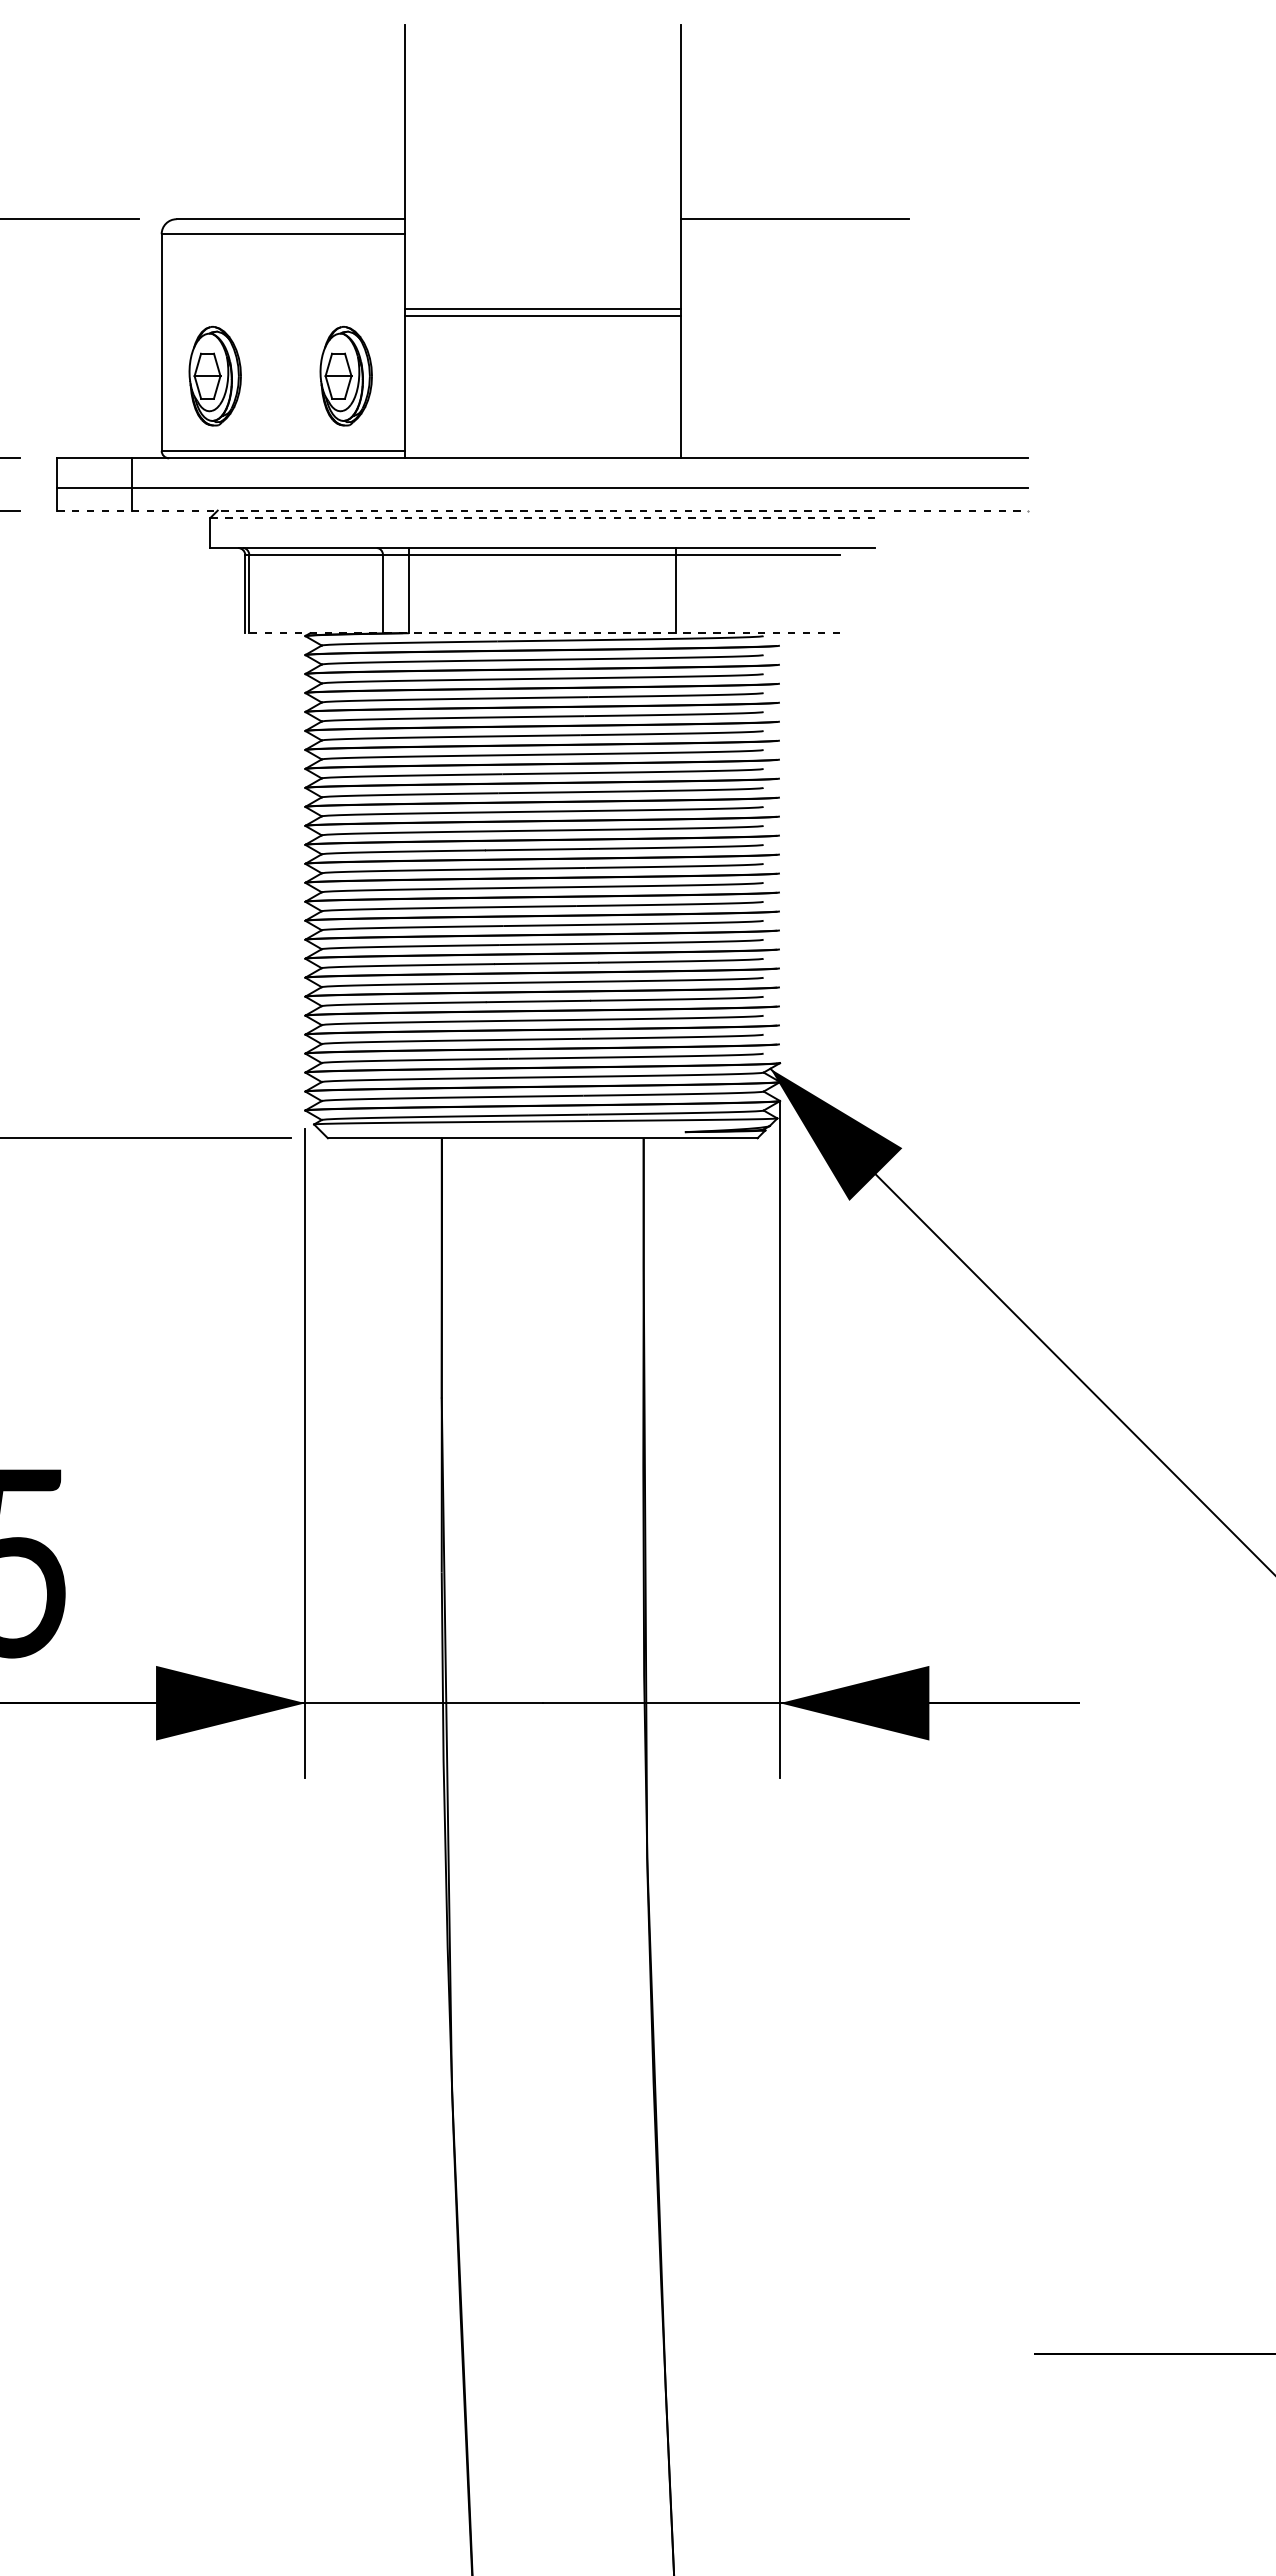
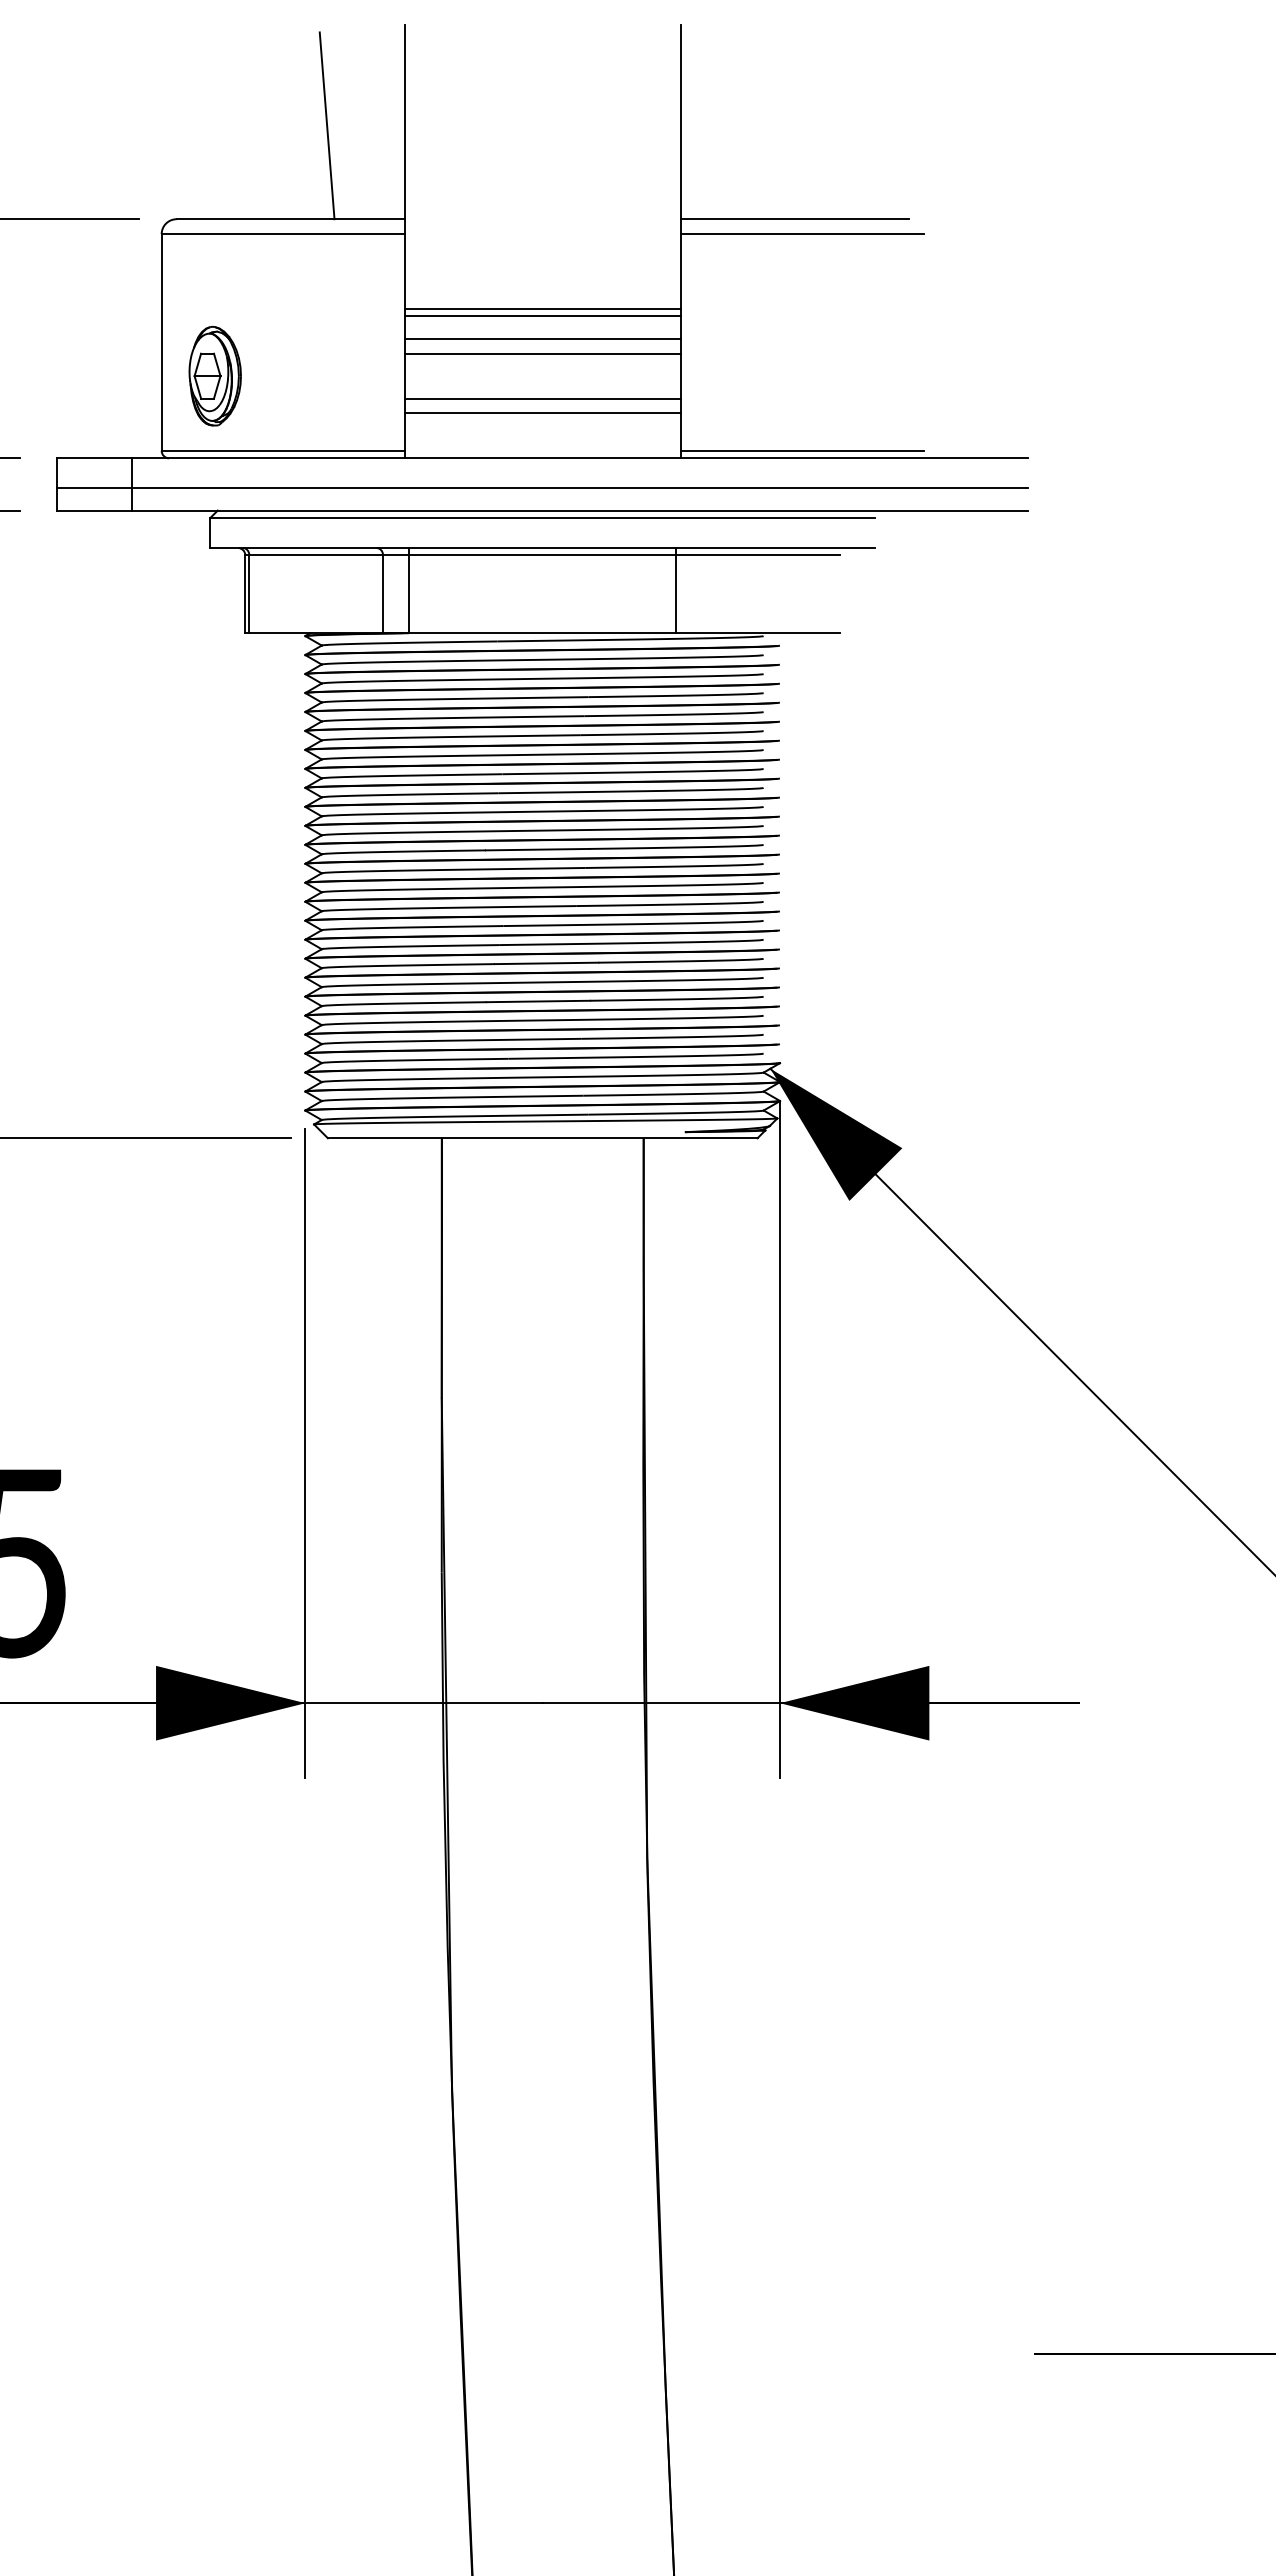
line: none -> present (326, 125)
line: none -> present (801, 234)
line: none -> present (542, 338)
line: none -> present (542, 353)
part: present -> none (345, 376)
line: none -> present (542, 398)
line: none -> present (542, 413)
line: none -> present (801, 450)
line: dashed -> solid (542, 510)
line: dashed -> solid (543, 518)
line: dashed -> solid (542, 633)
